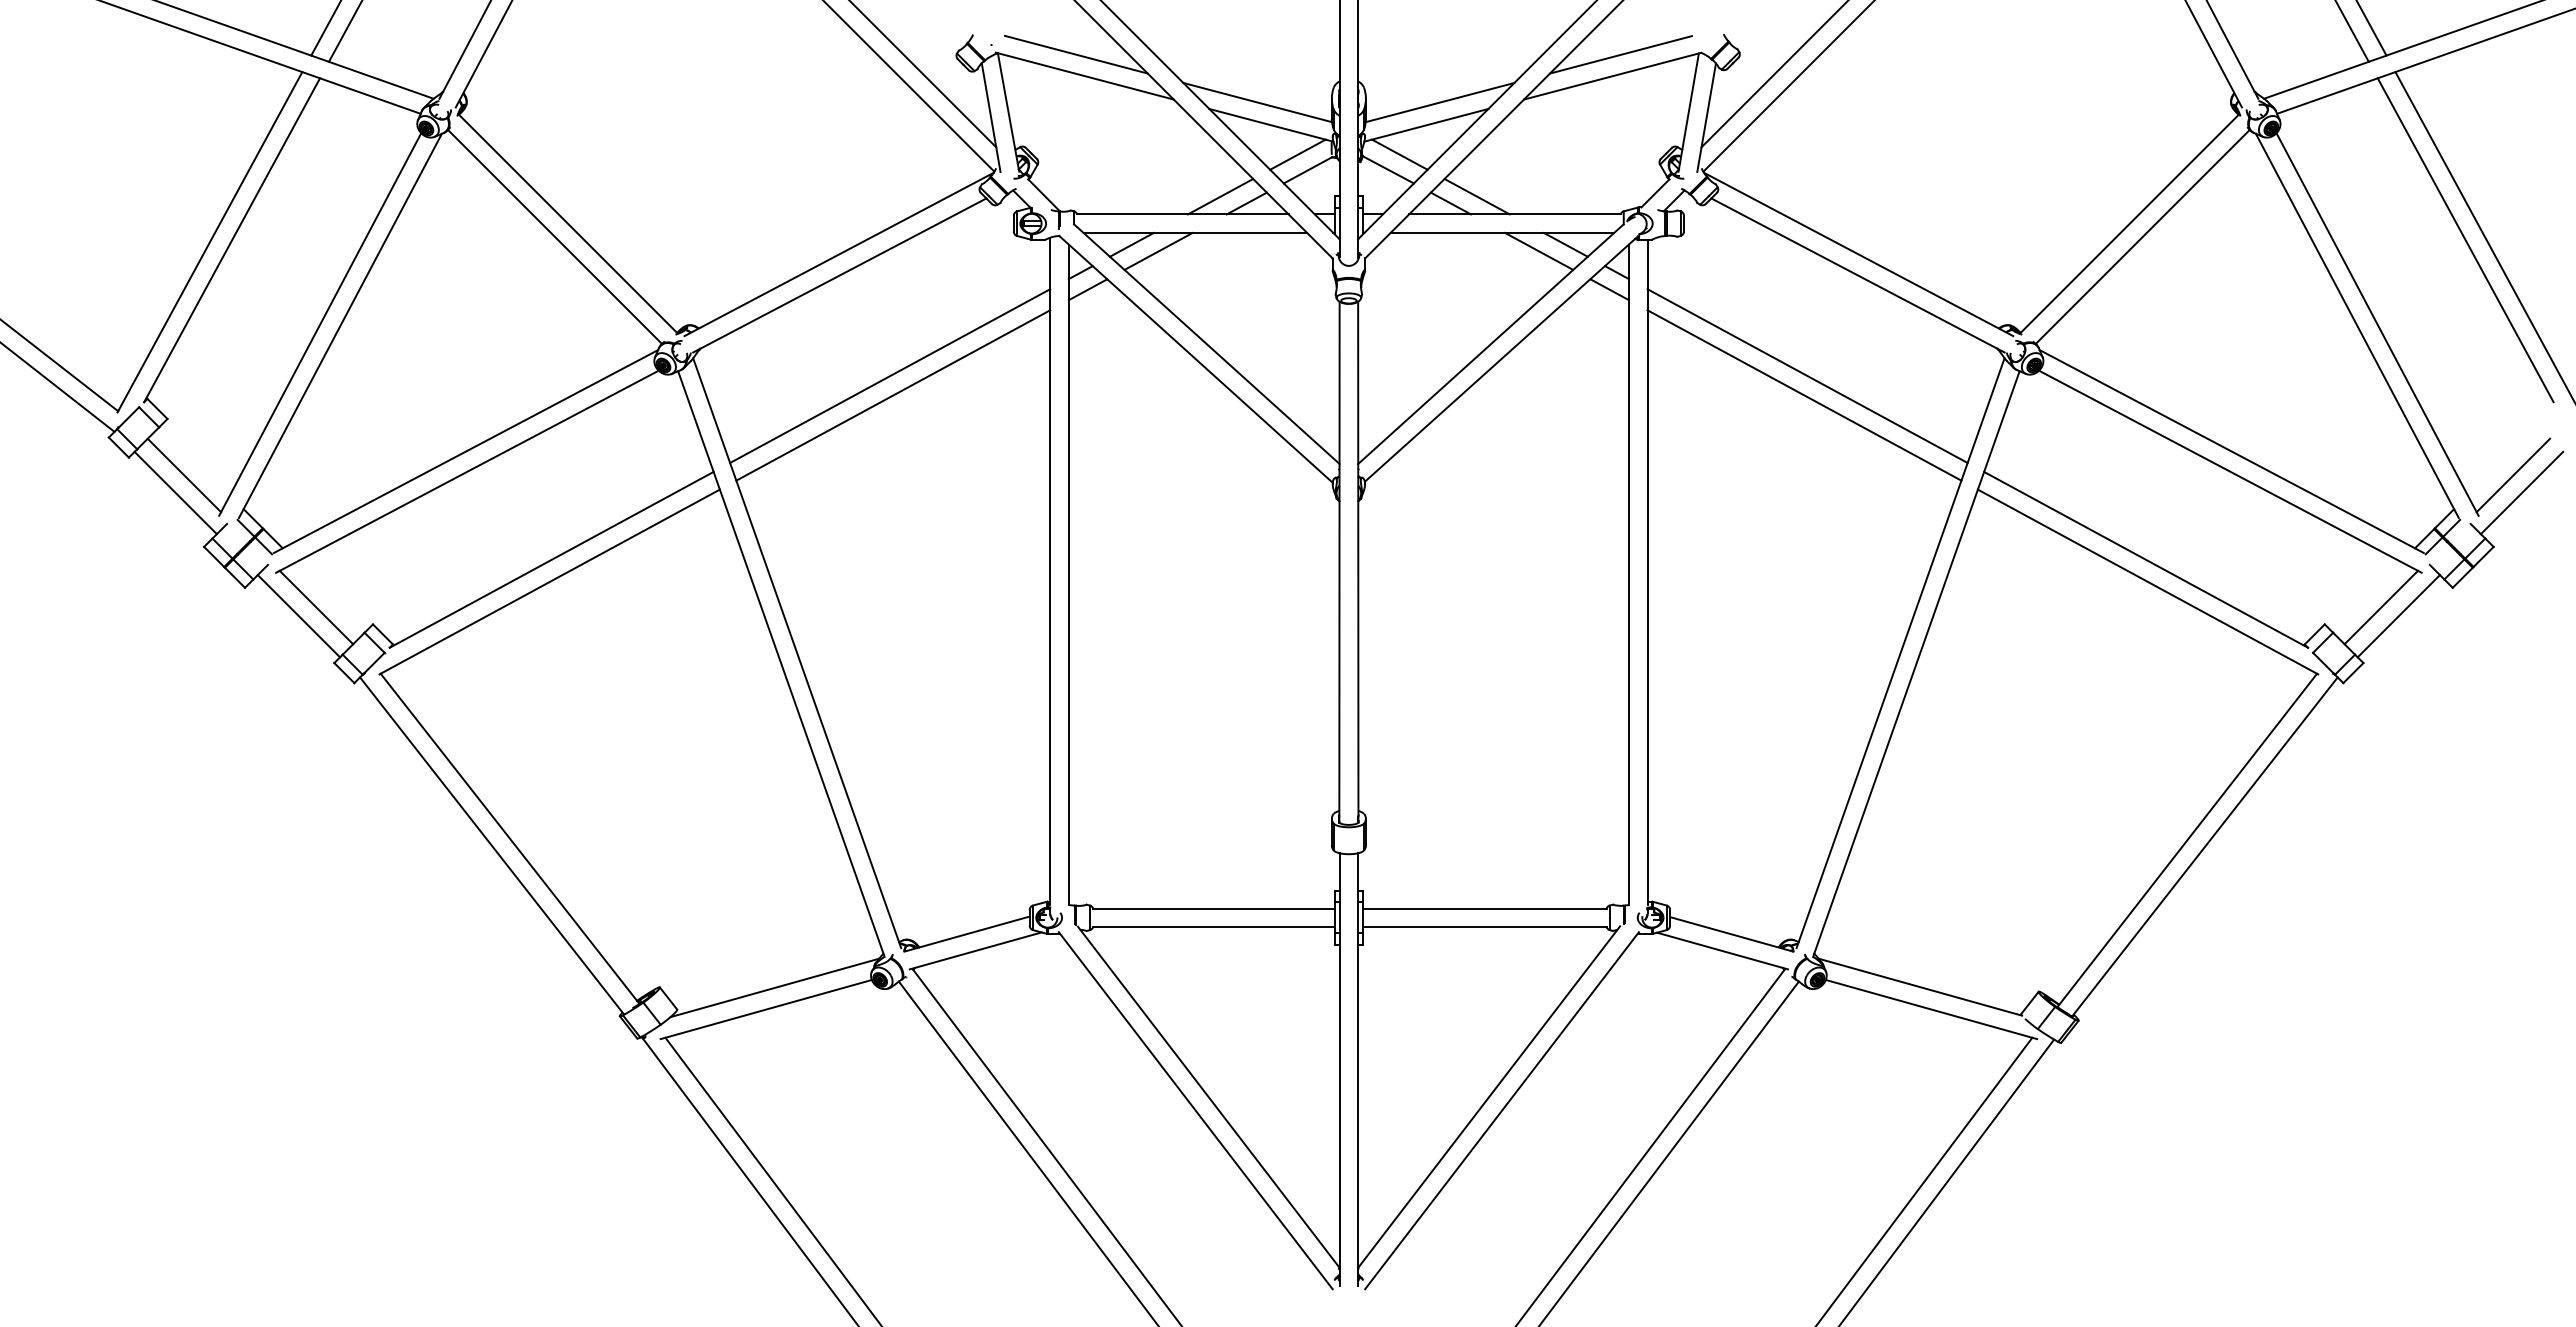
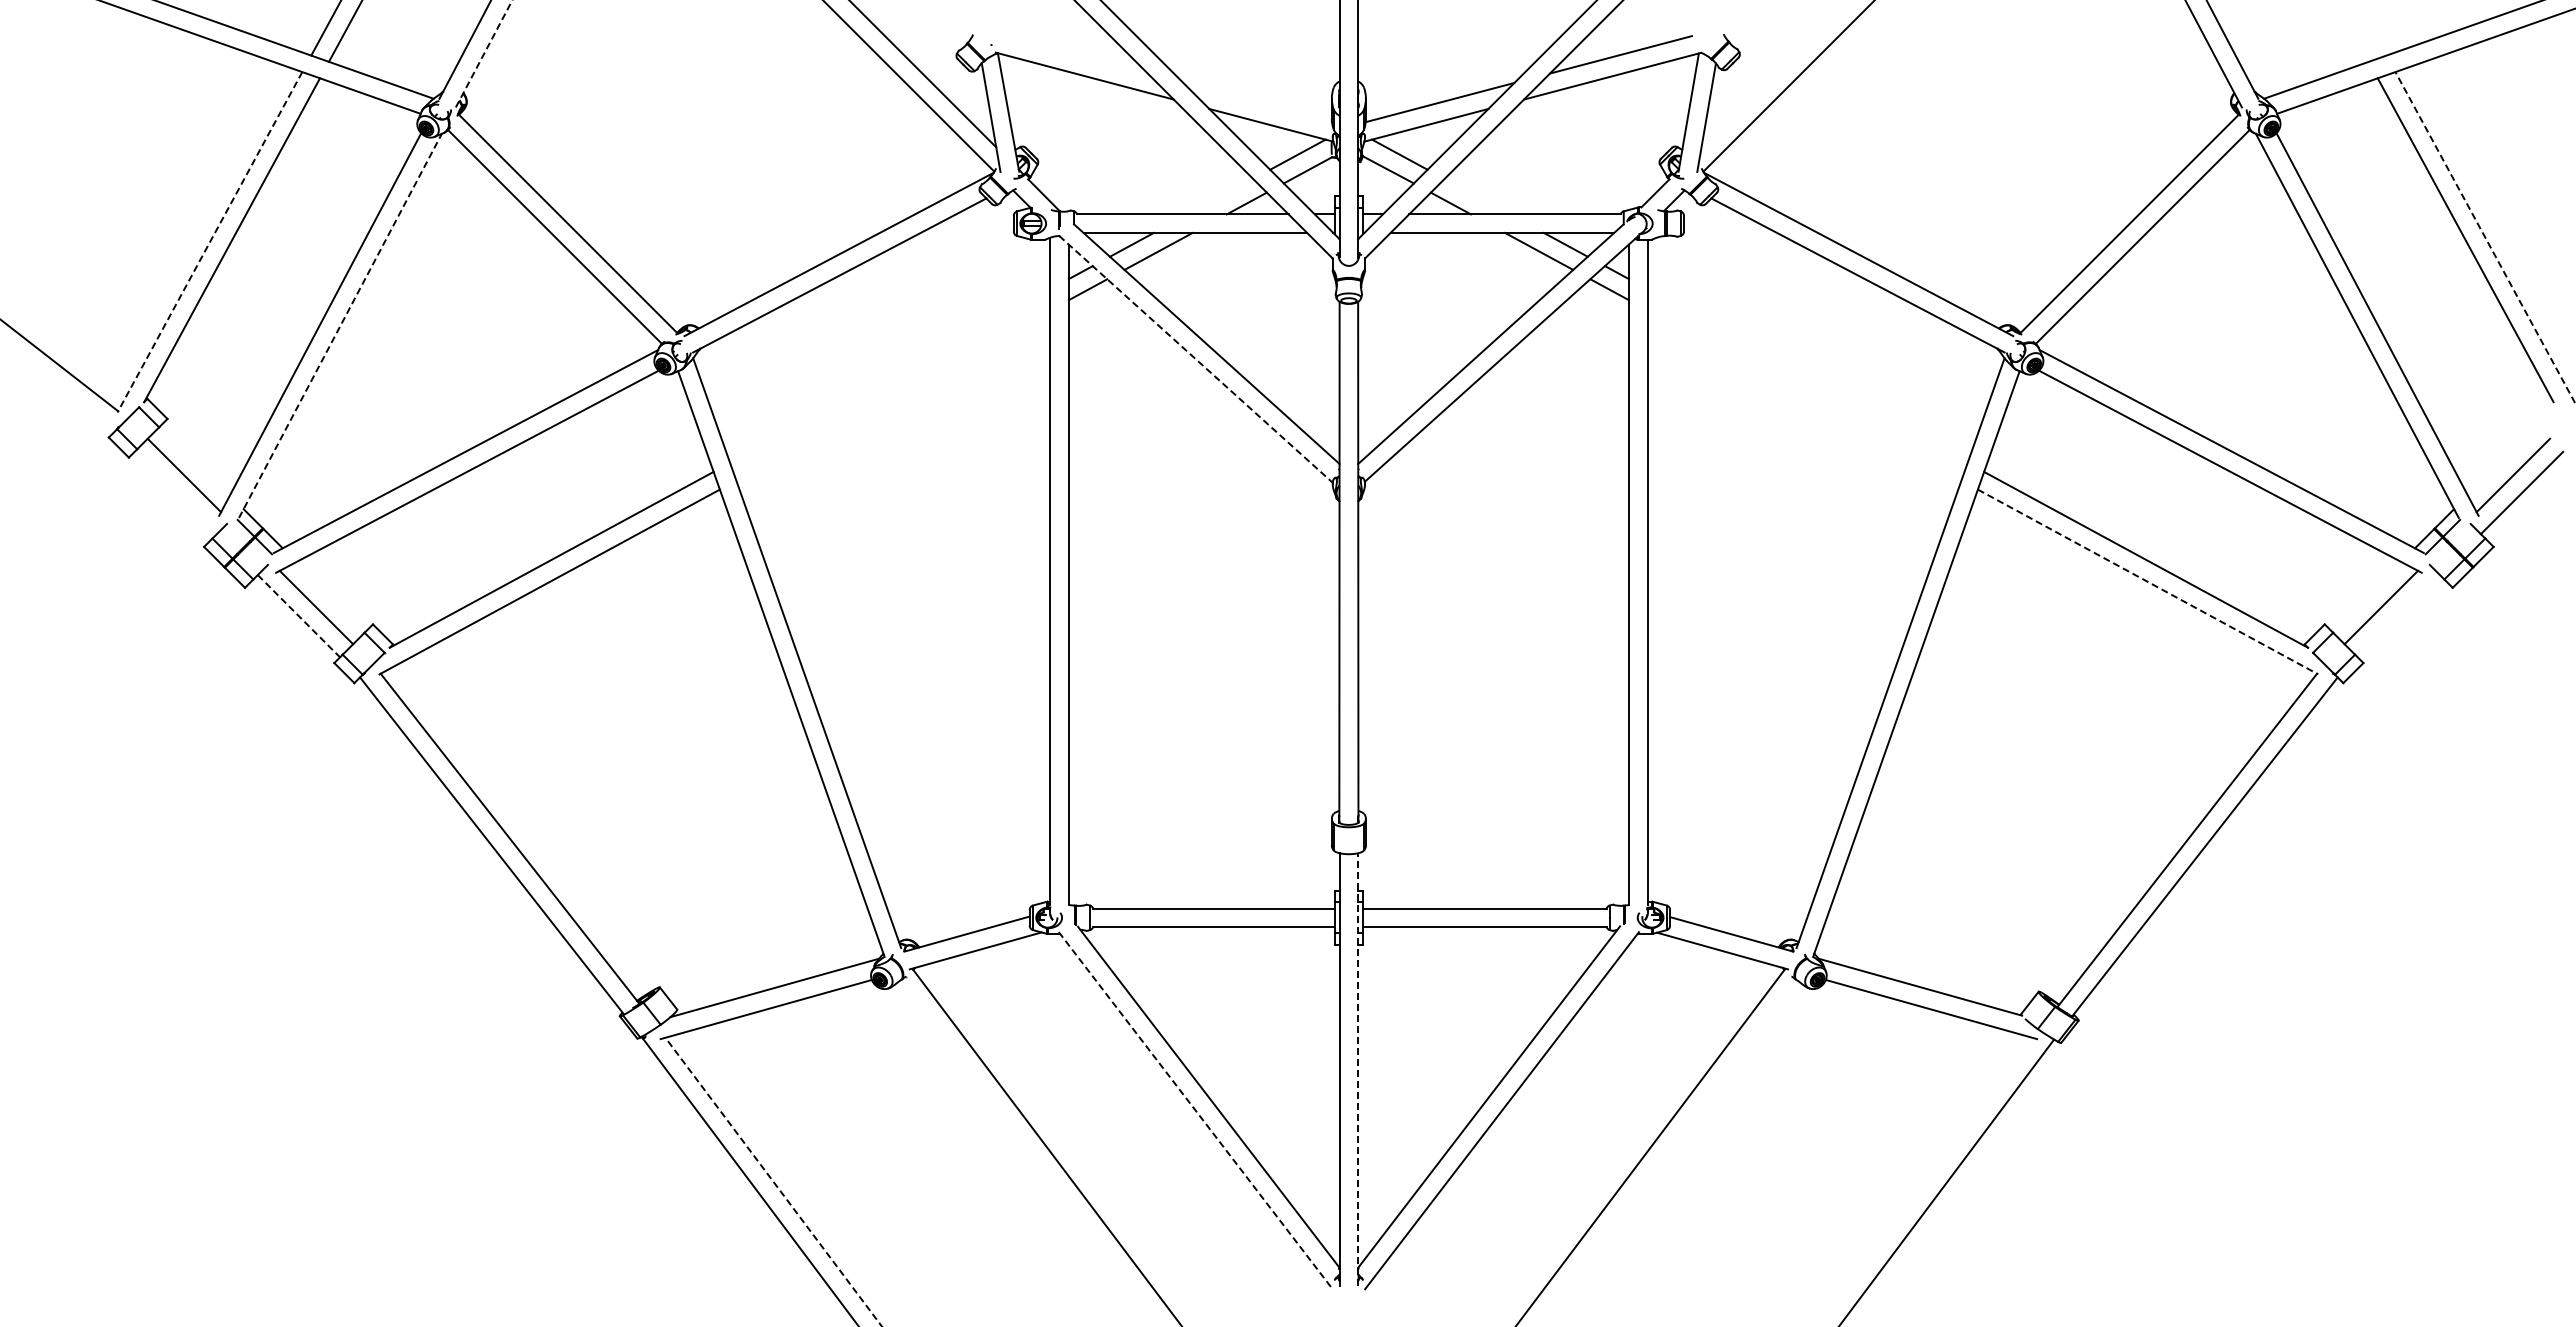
line: present -> none (2371, 28)
line: present -> none (2352, 31)
line: solid -> dashed (484, 53)
line: present -> none (1075, 54)
line: present -> none (1773, 74)
line: present -> none (1257, 102)
line: present -> none (1220, 196)
line: present -> none (1476, 196)
line: solid -> dashed (2485, 237)
line: solid -> dashed (209, 242)
line: solid -> dashed (340, 325)
line: solid -> dashed (1196, 359)
line: present -> none (890, 375)
line: present -> none (1807, 375)
line: present -> none (58, 387)
line: present -> none (893, 395)
line: present -> none (1804, 395)
line: present -> none (175, 492)
line: solid -> dashed (2148, 582)
line: solid -> dashed (299, 616)
line: present -> none (2398, 616)
line: solid -> dashed (1358, 1069)
line: solid -> dashed (1196, 1111)
line: present -> none (1027, 1152)
line: present -> none (1669, 1152)
line: present -> none (1925, 1180)
line: solid -> dashed (773, 1181)
